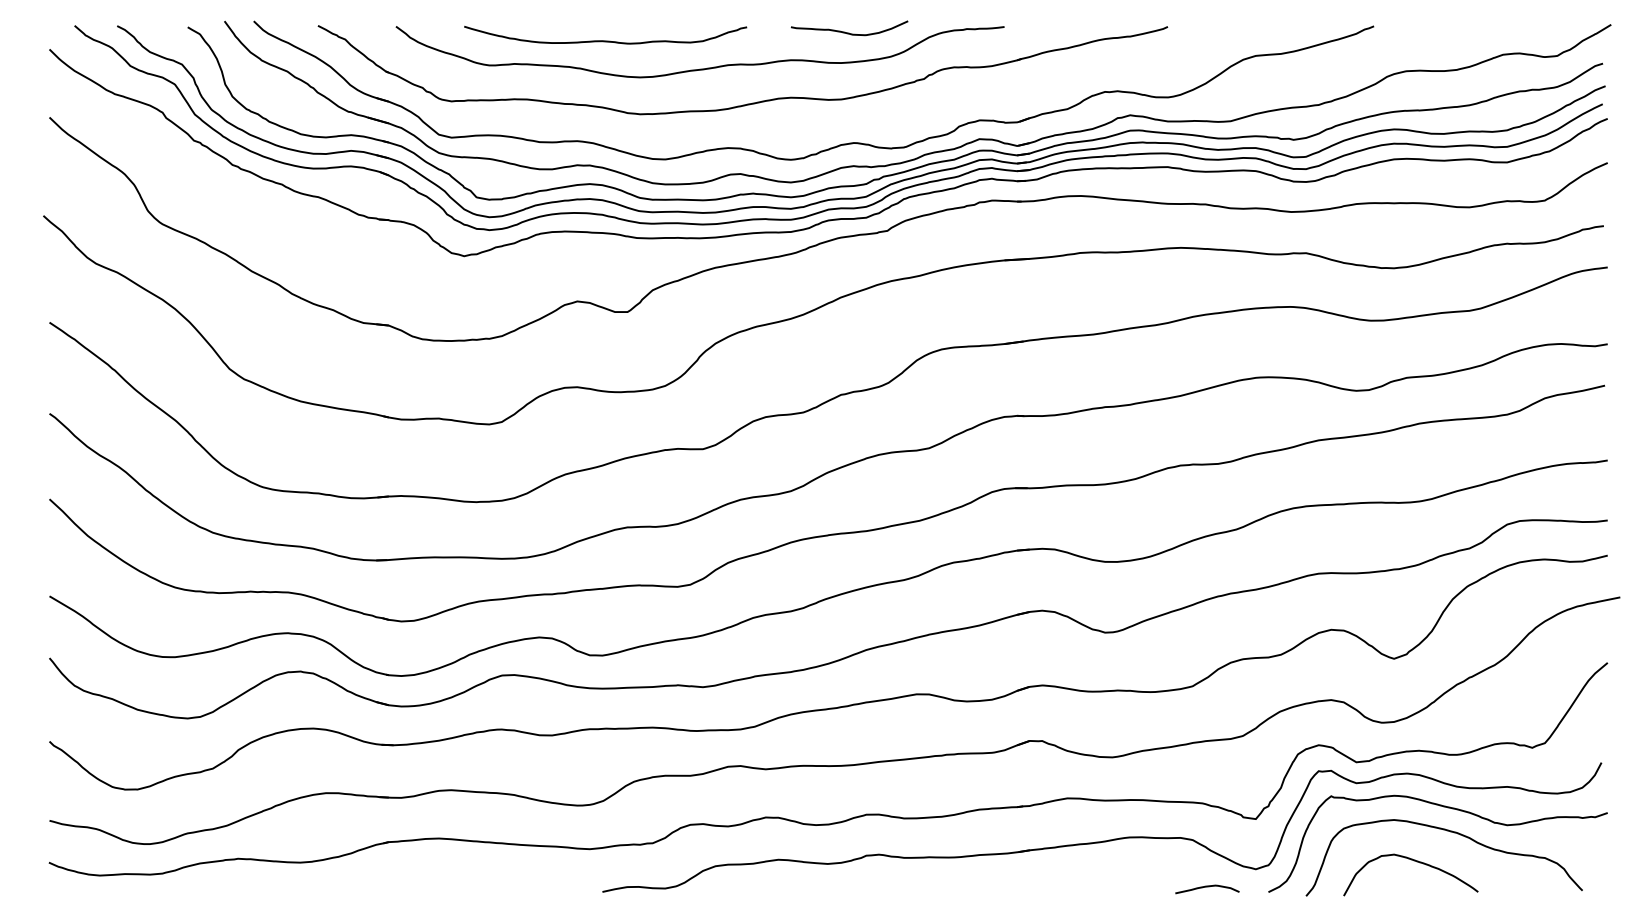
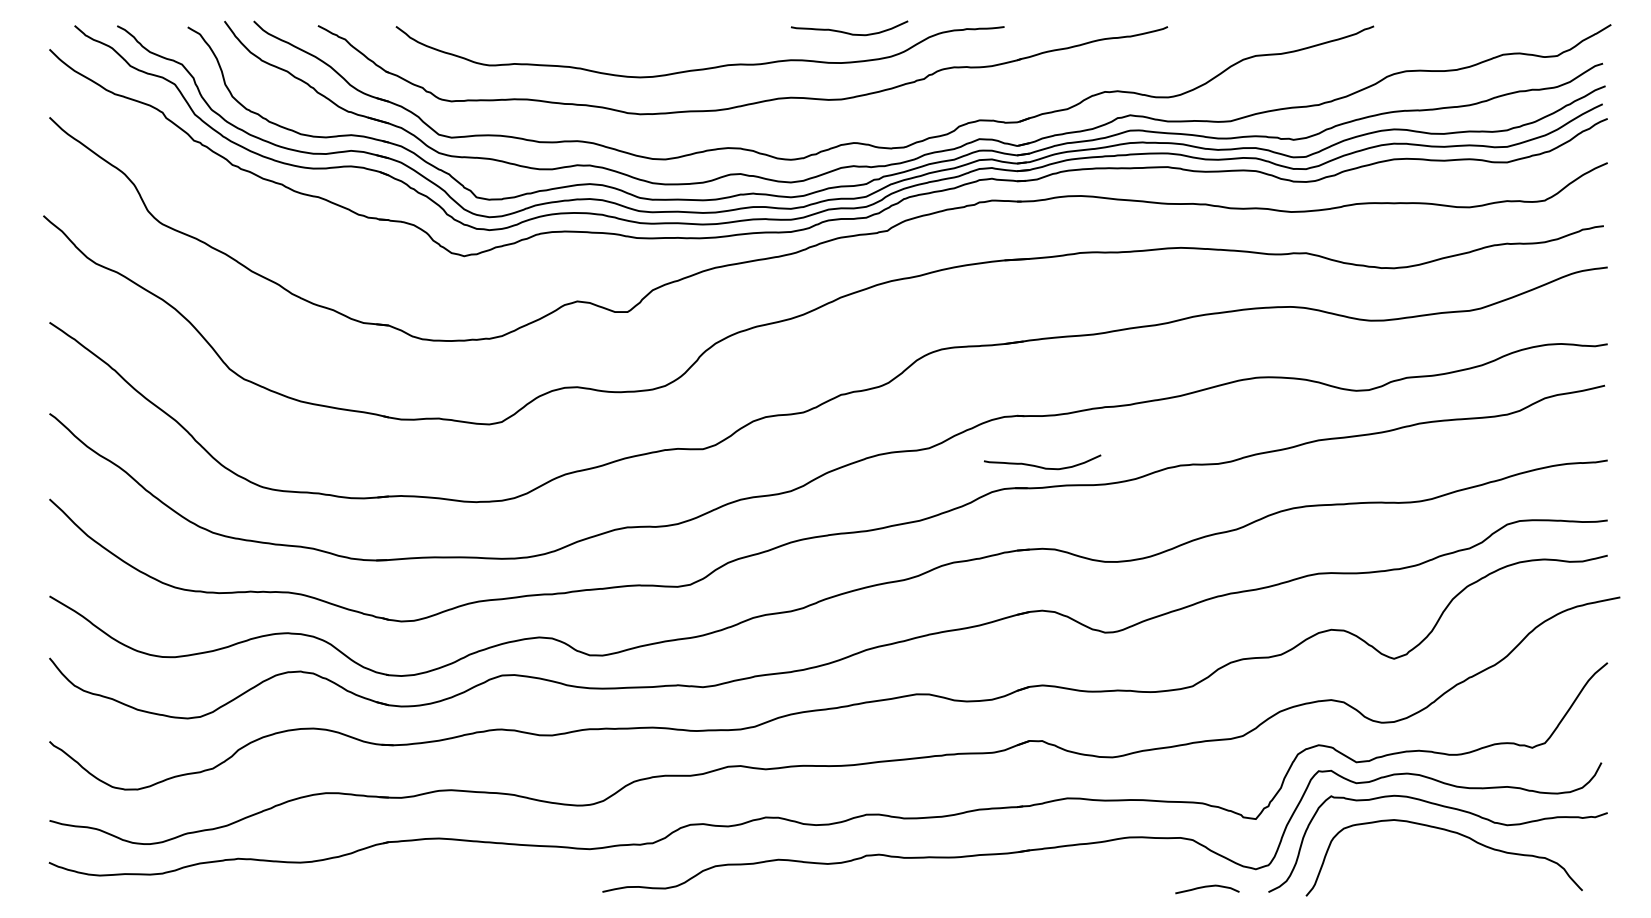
curve: present -> none (605, 40)
curve: none -> present (1042, 466)
curve: present -> none (1416, 862)
